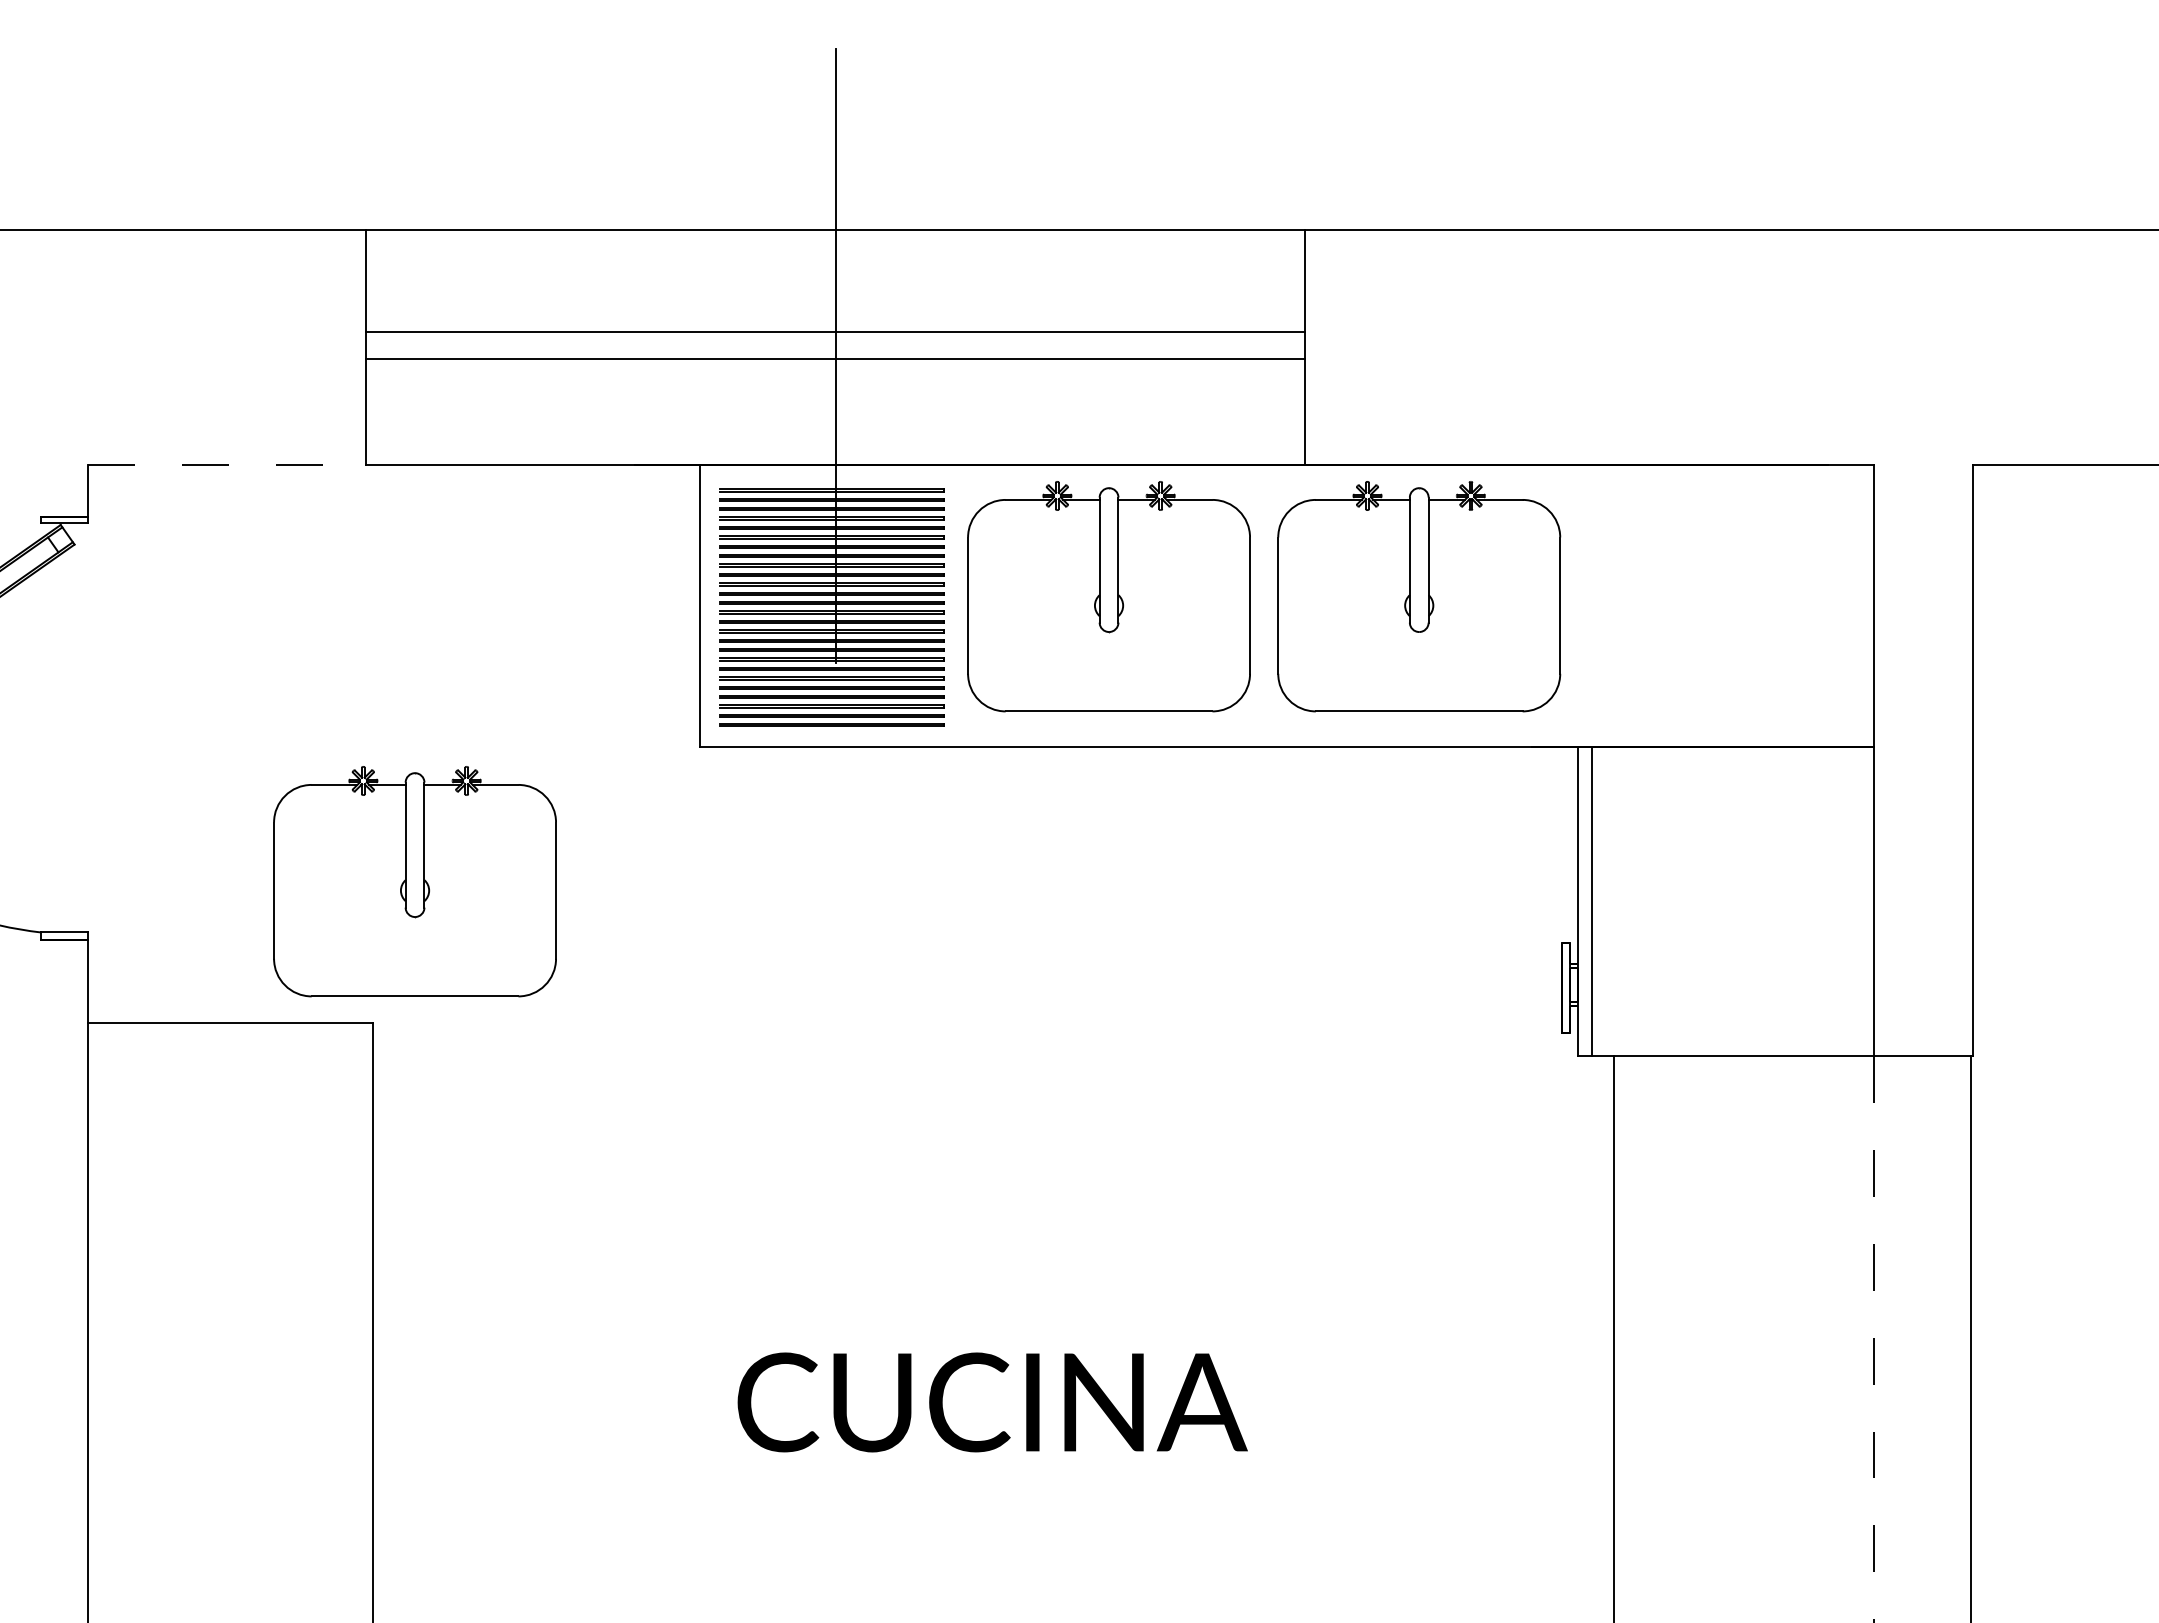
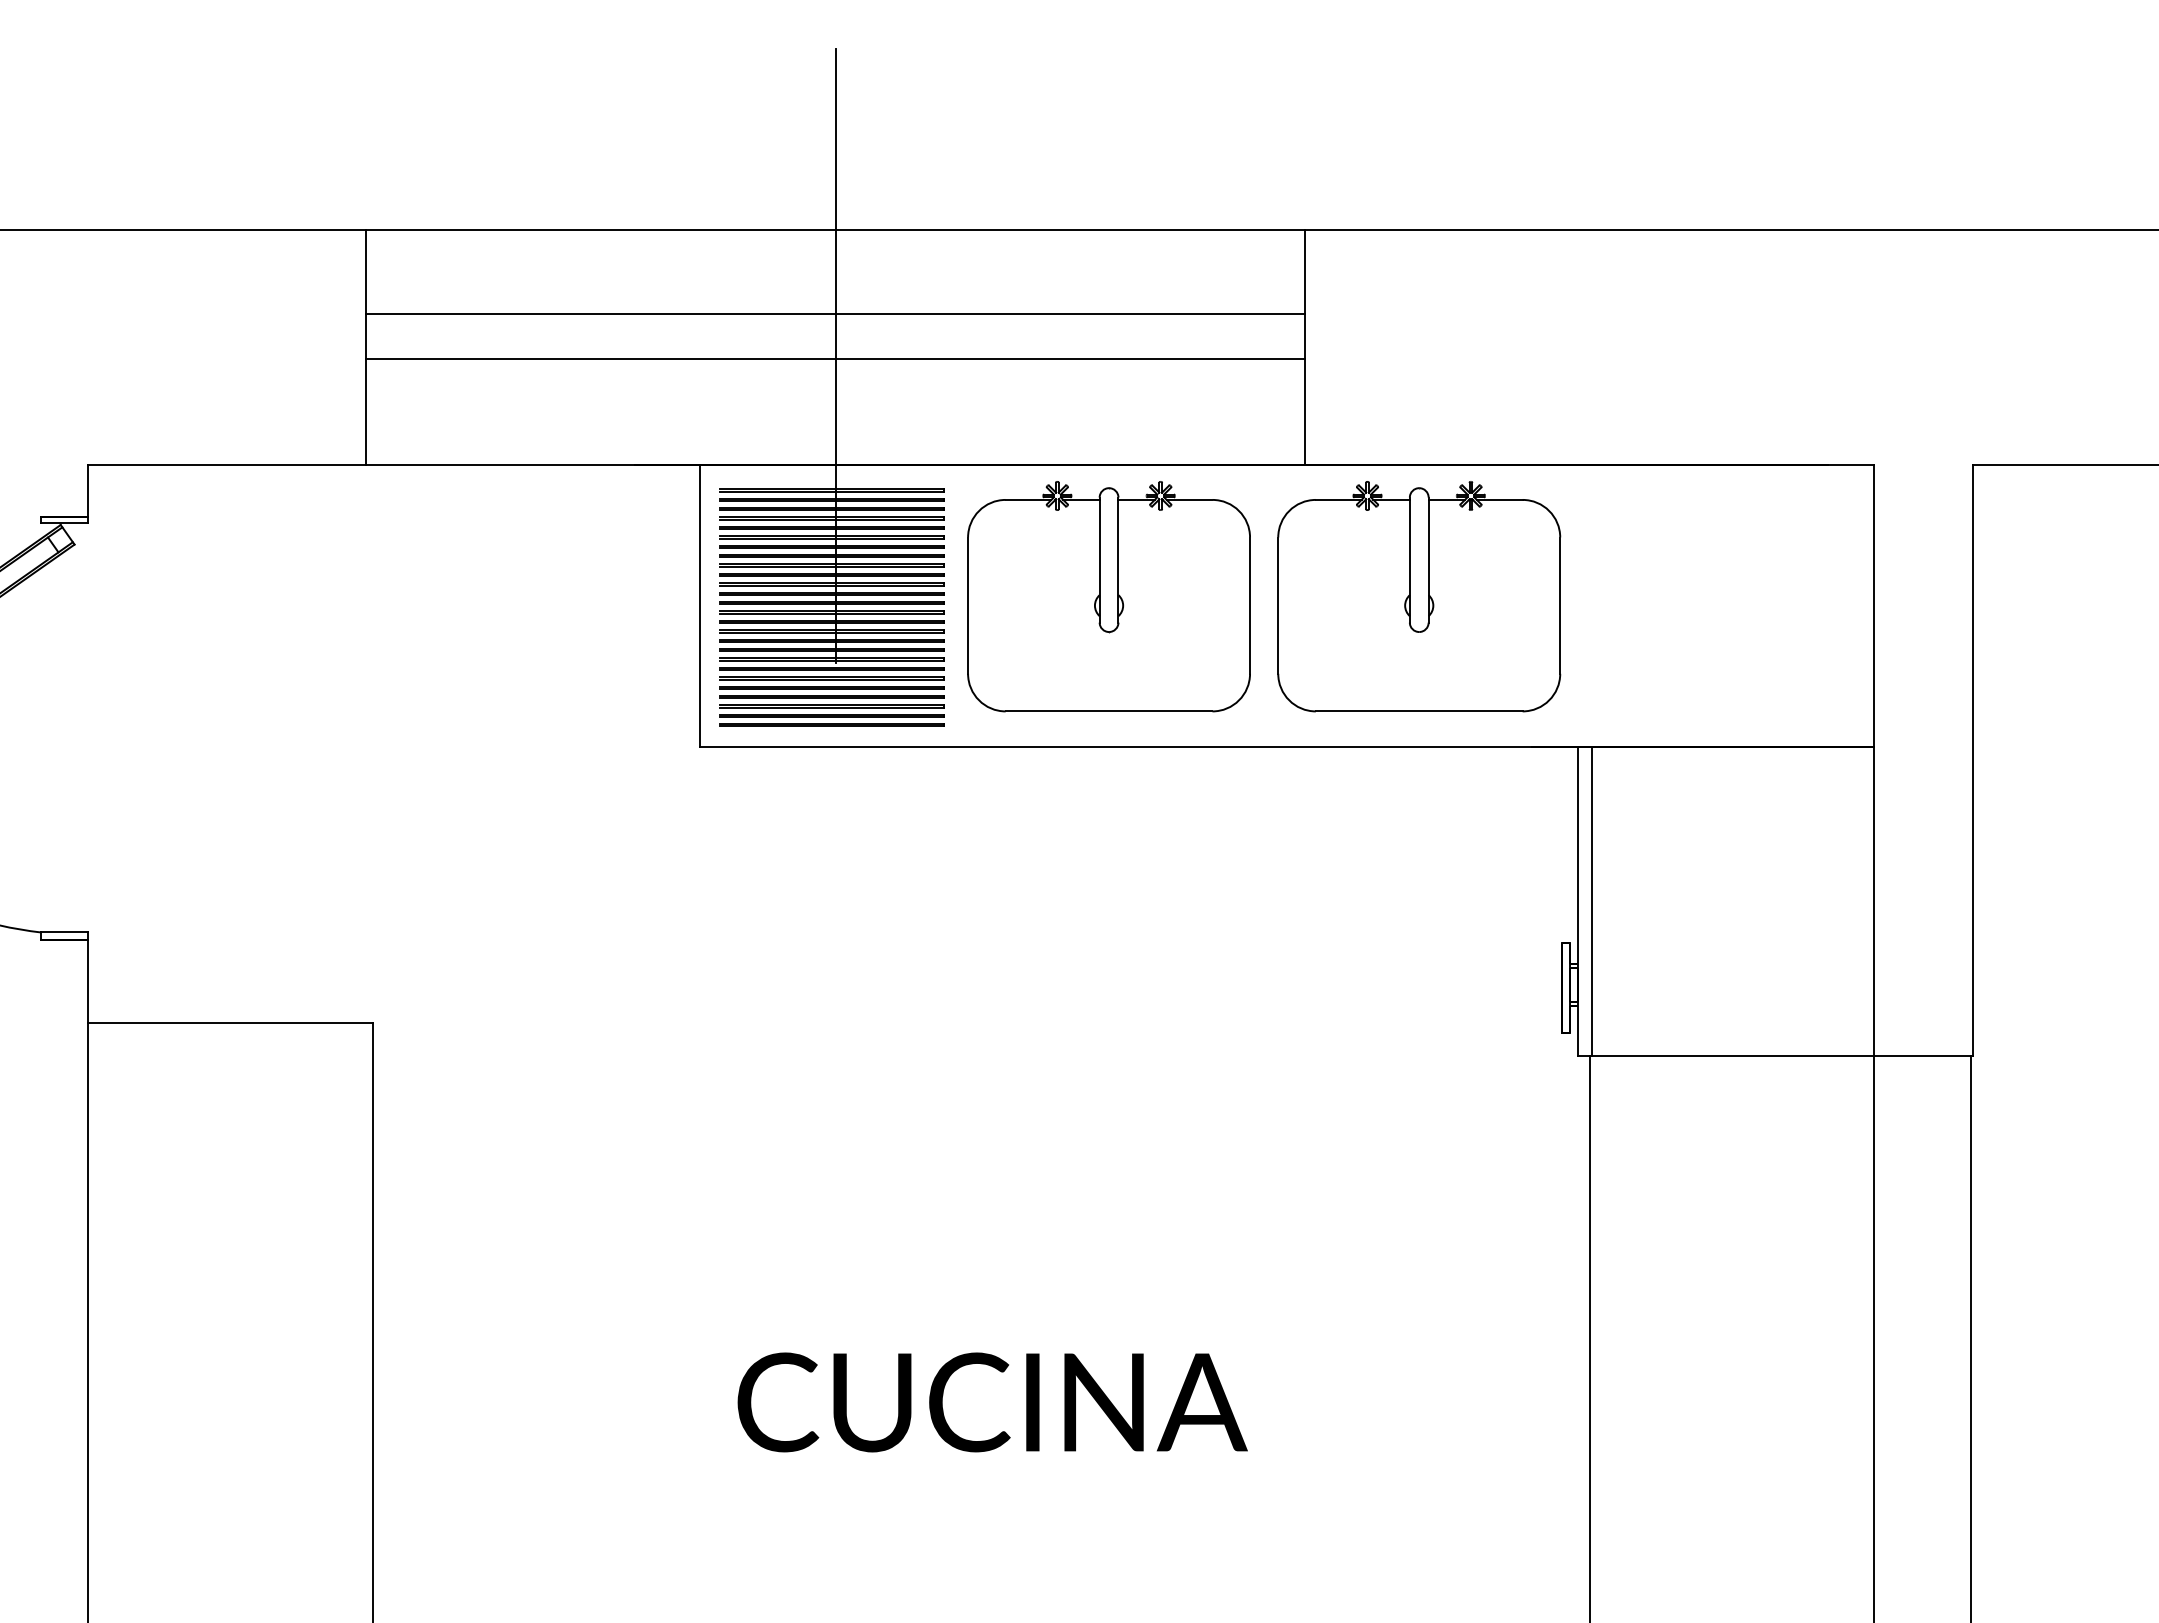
line position: (835, 332) -> (835, 314) (835, 314)
line: dashed -> solid (226, 464)
part: present -> none (414, 881)
line position: (1613, 1337) -> (1589, 1337) (1589, 1337)
line: dashed -> solid (1874, 1339)
